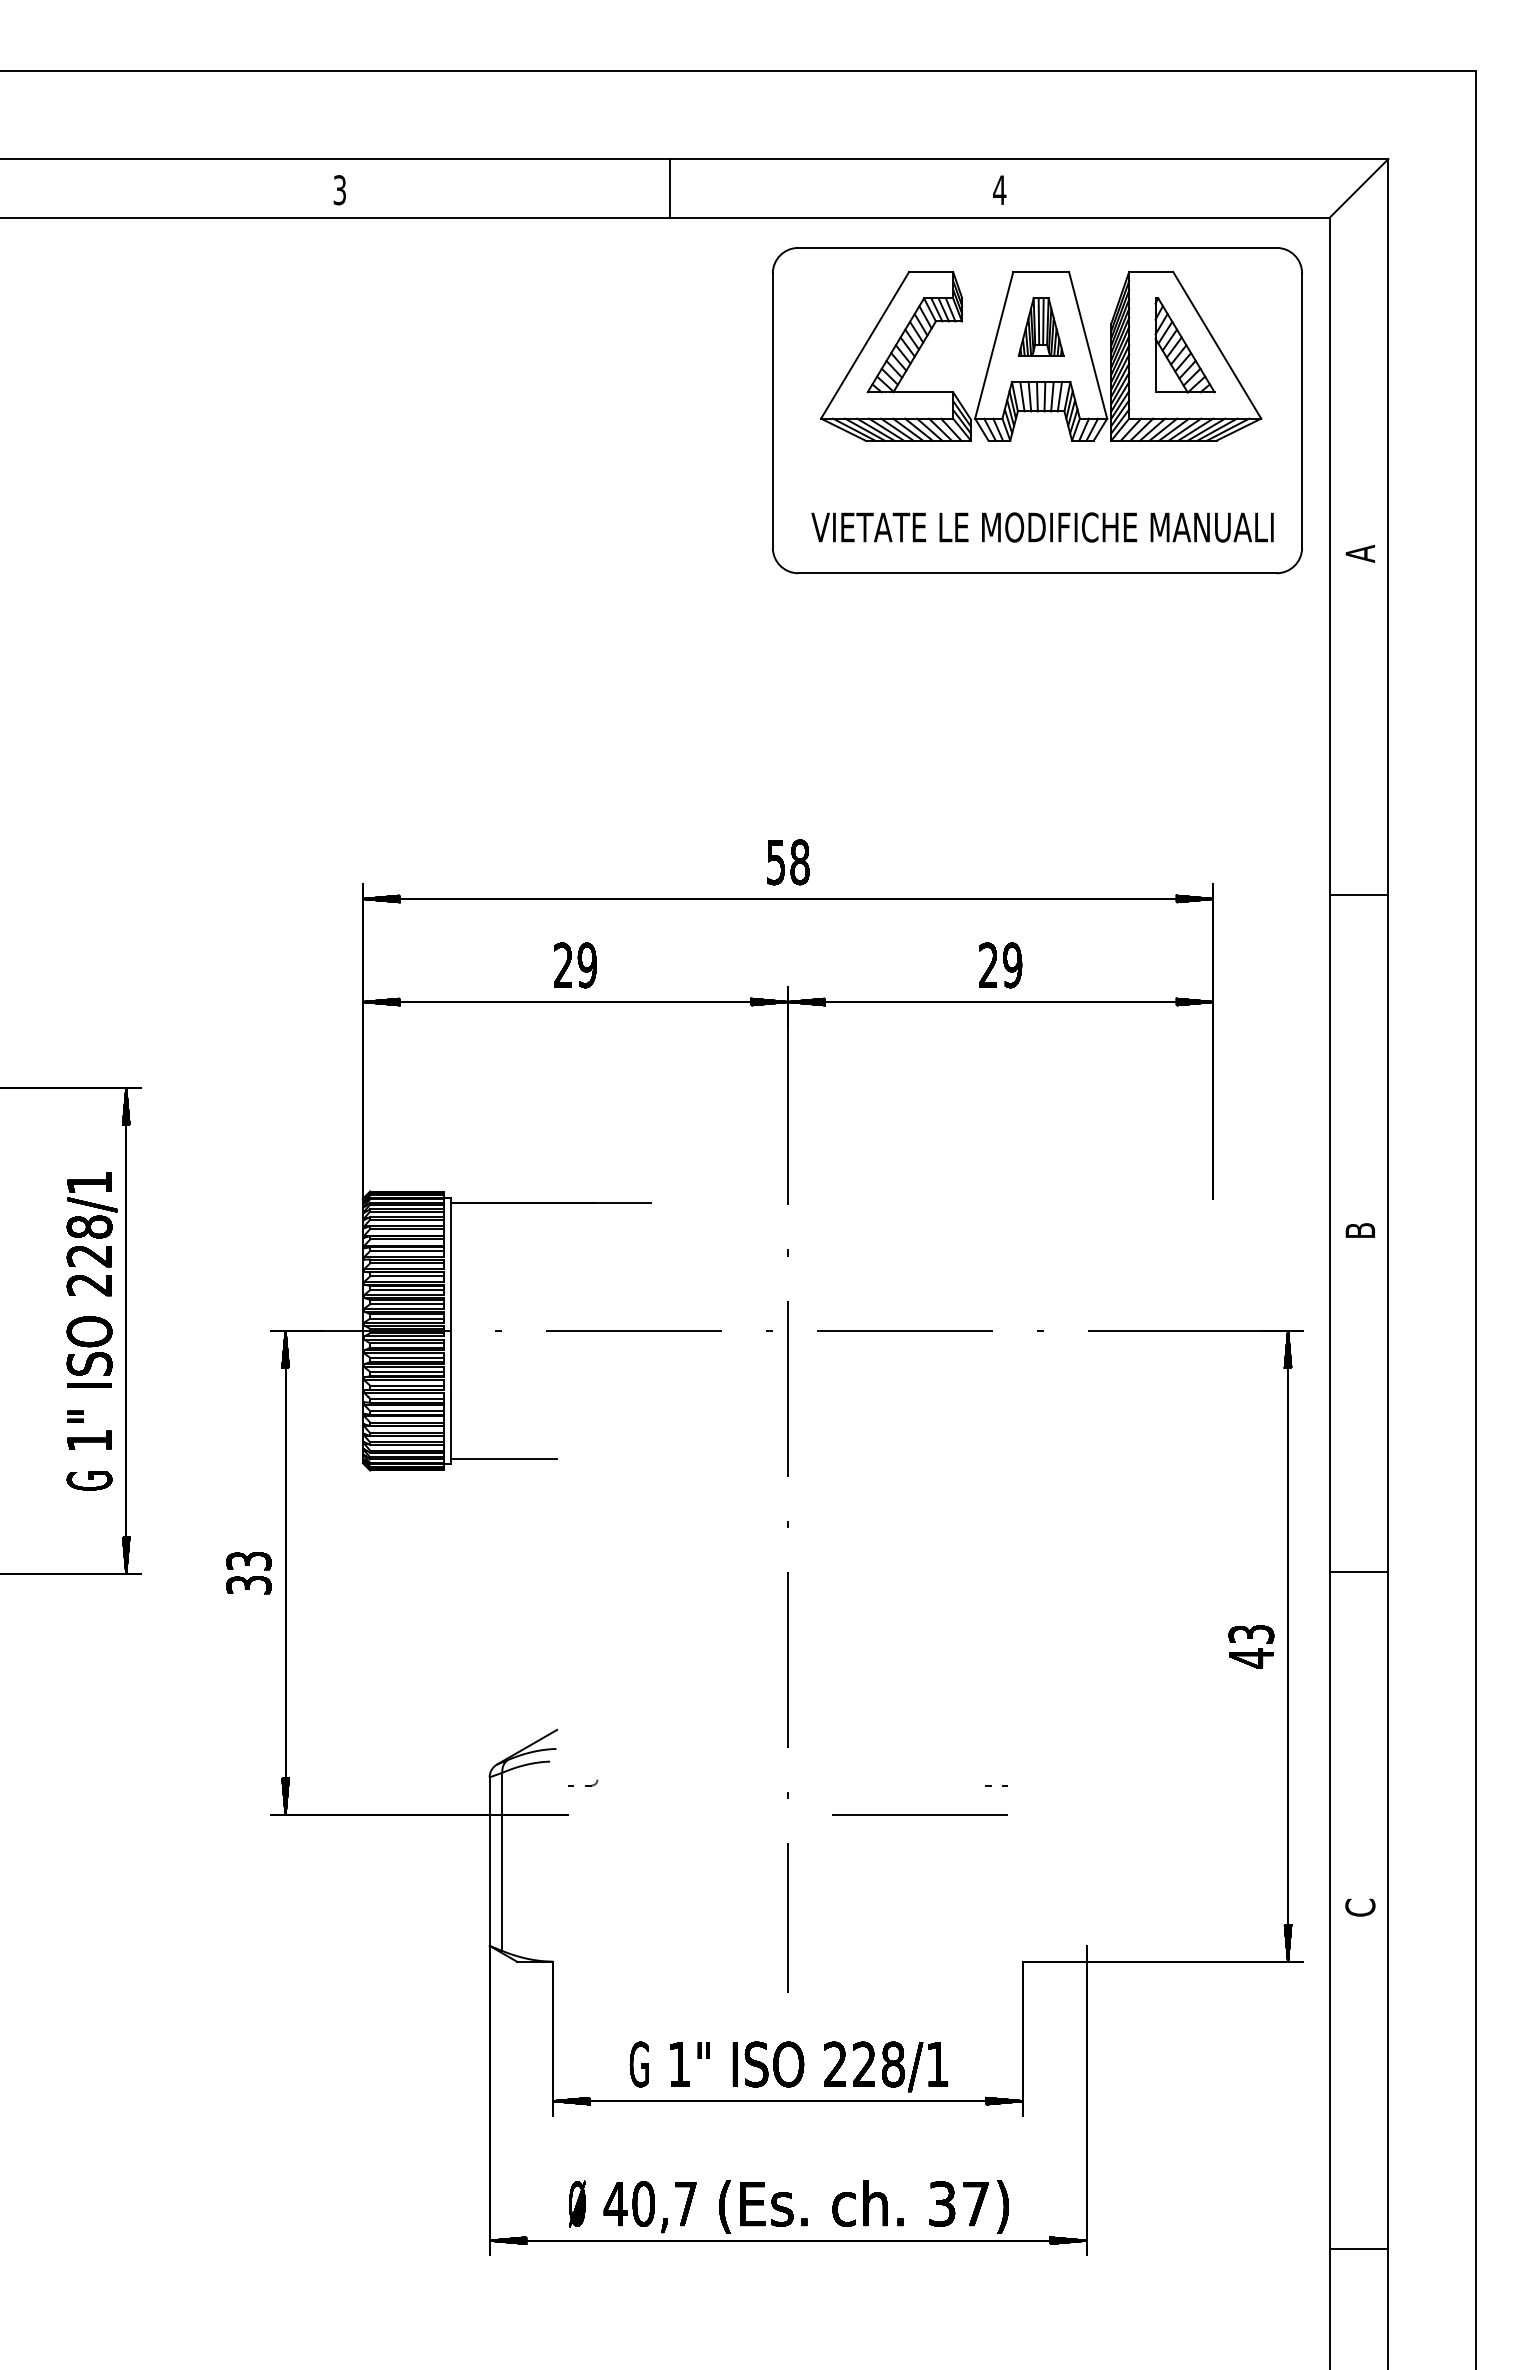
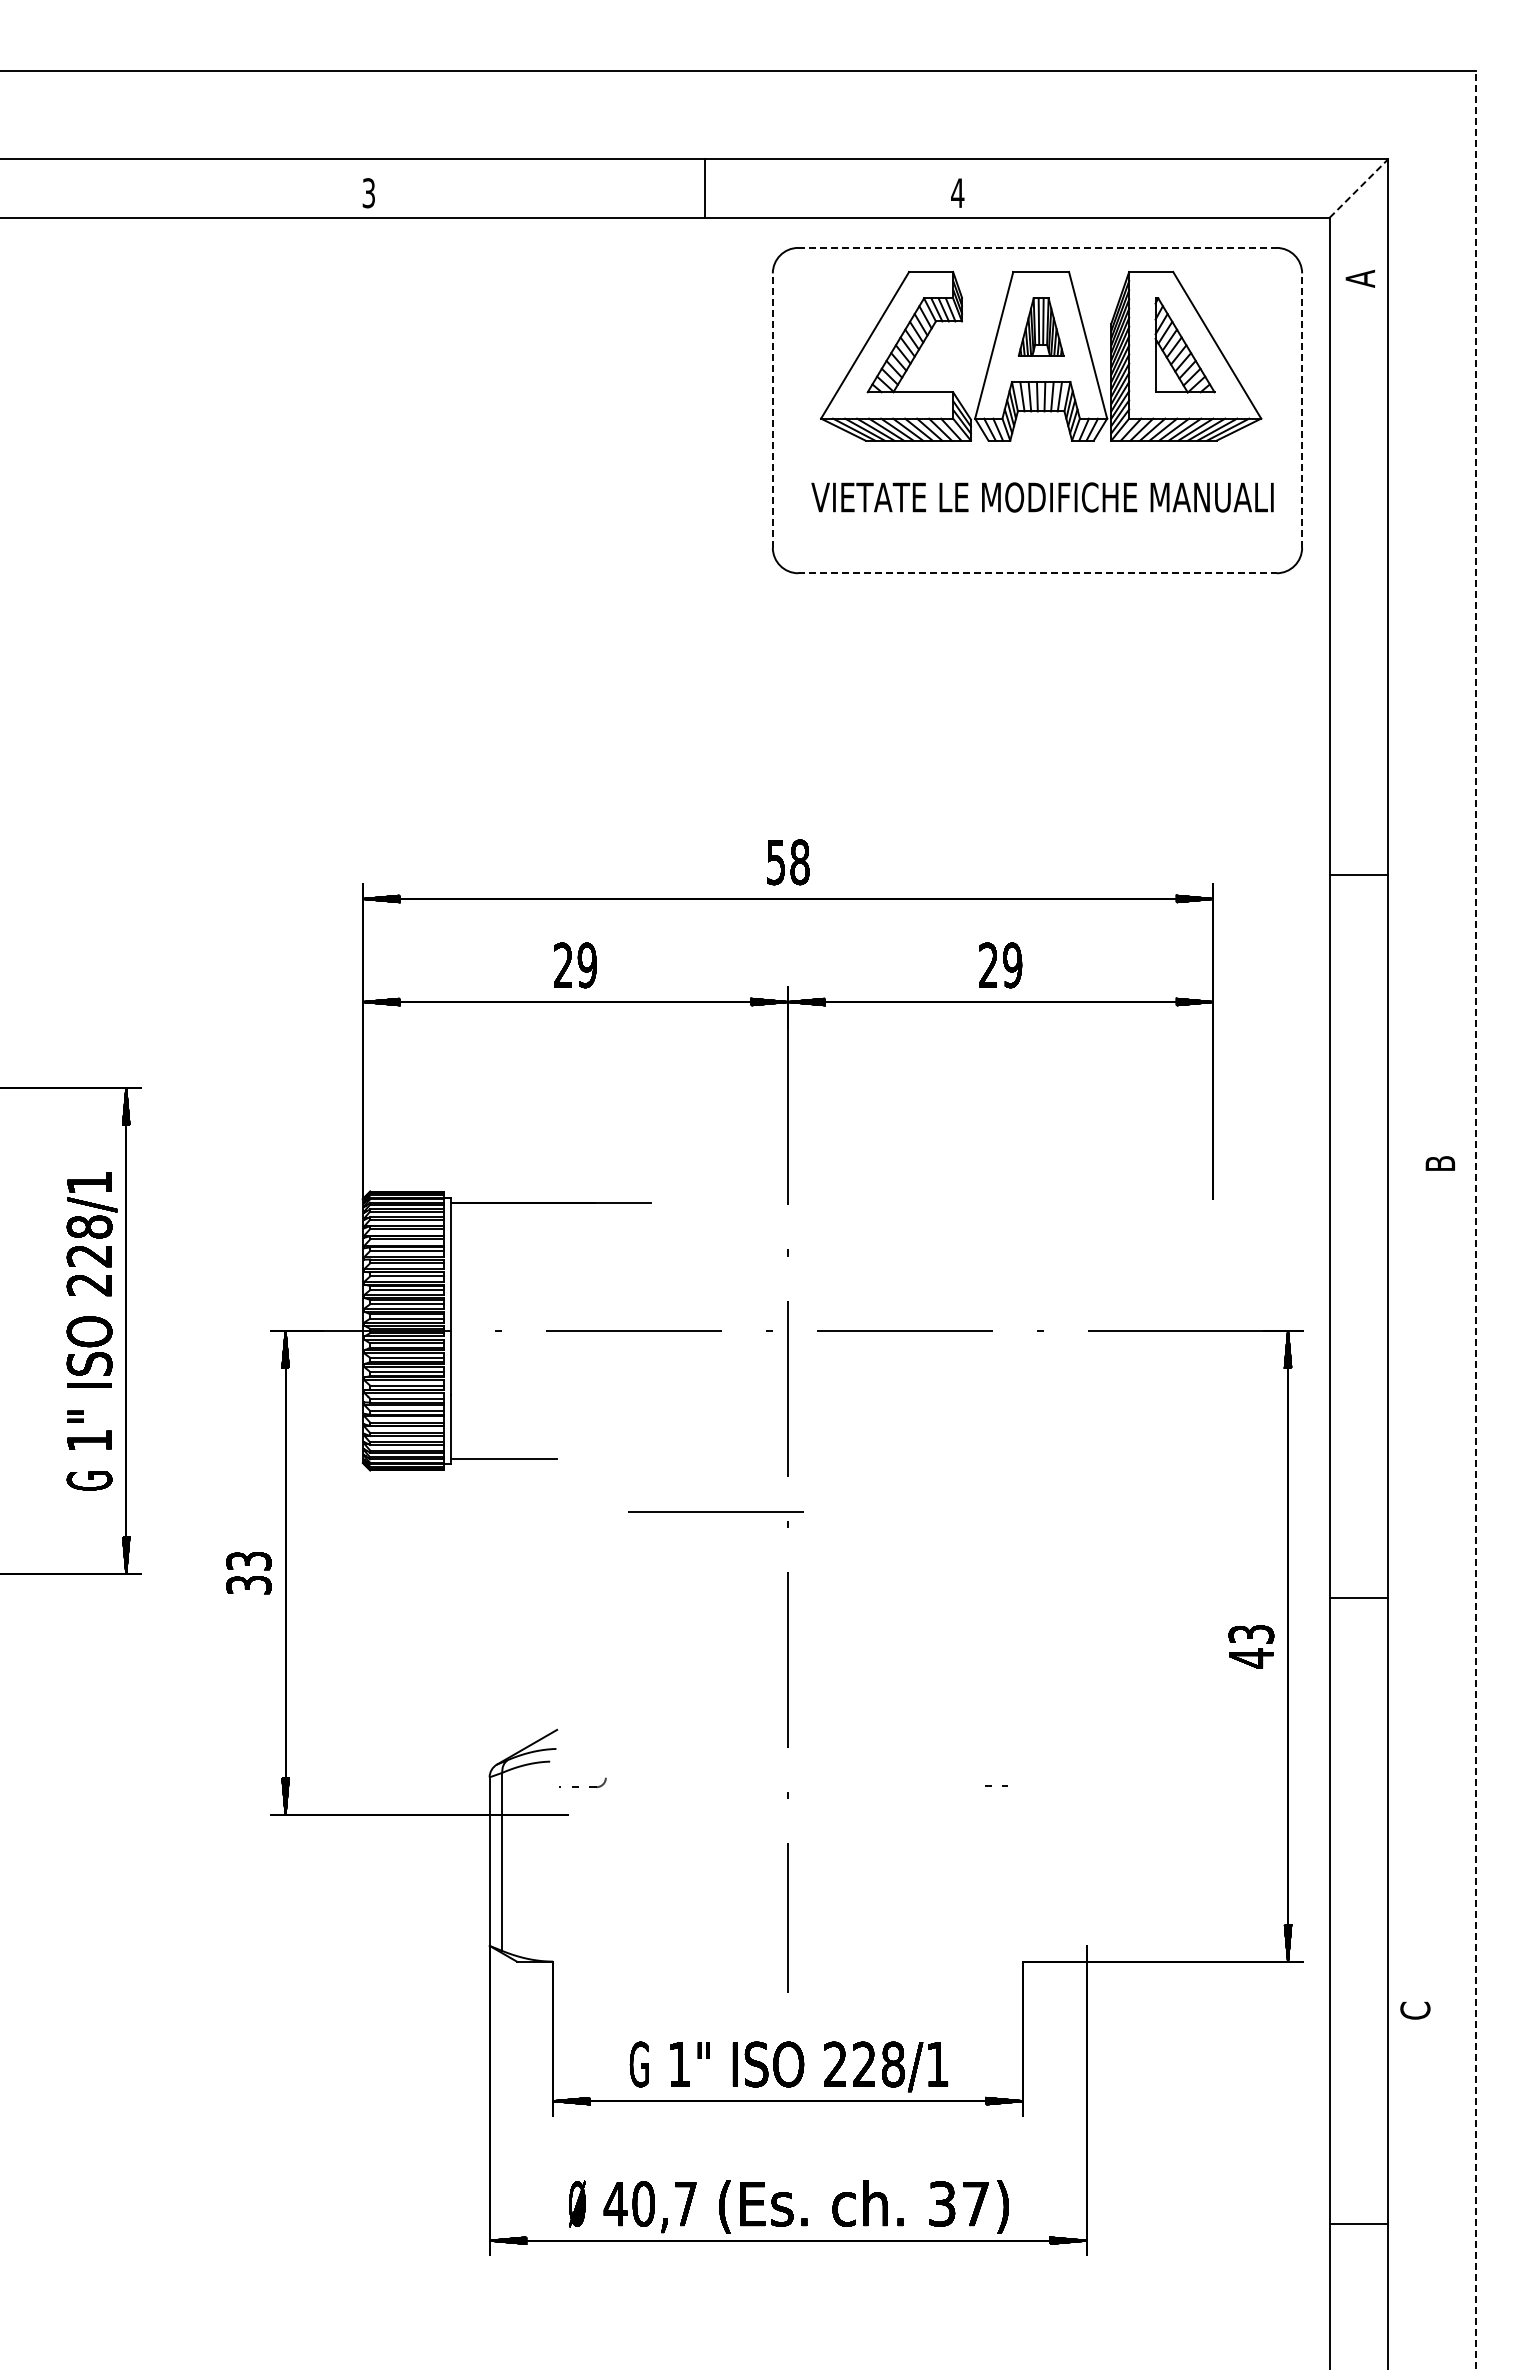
line position: (669, 188) -> (704, 188) (704, 188)
line: solid -> dashed (1359, 188)
text position: (999, 189) -> (957, 192) (957, 192)
text position: (339, 190) -> (368, 193) (368, 193)
line: solid -> dashed (1037, 247)
line: solid -> dashed (772, 410)
line: solid -> dashed (1302, 410)
text position: (1042, 527) -> (1042, 497) (1042, 497)
text position: (1359, 553) -> (1359, 278) (1359, 278)
line: solid -> dashed (1037, 573)
line position: (1358, 894) -> (1358, 874) (1358, 874)
line: solid -> dashed (1476, 1219)
text position: (1359, 1230) -> (1439, 1163) (1439, 1163)
line position: (1358, 1571) -> (1358, 1597) (1358, 1597)
part size: 31x8 px -> 48x11 px (582, 1782)
line position: (919, 1814) -> (715, 1511) (715, 1511)
text position: (1360, 1907) -> (1415, 2010) (1415, 2010)
line position: (1358, 2248) -> (1358, 2223) (1358, 2223)
